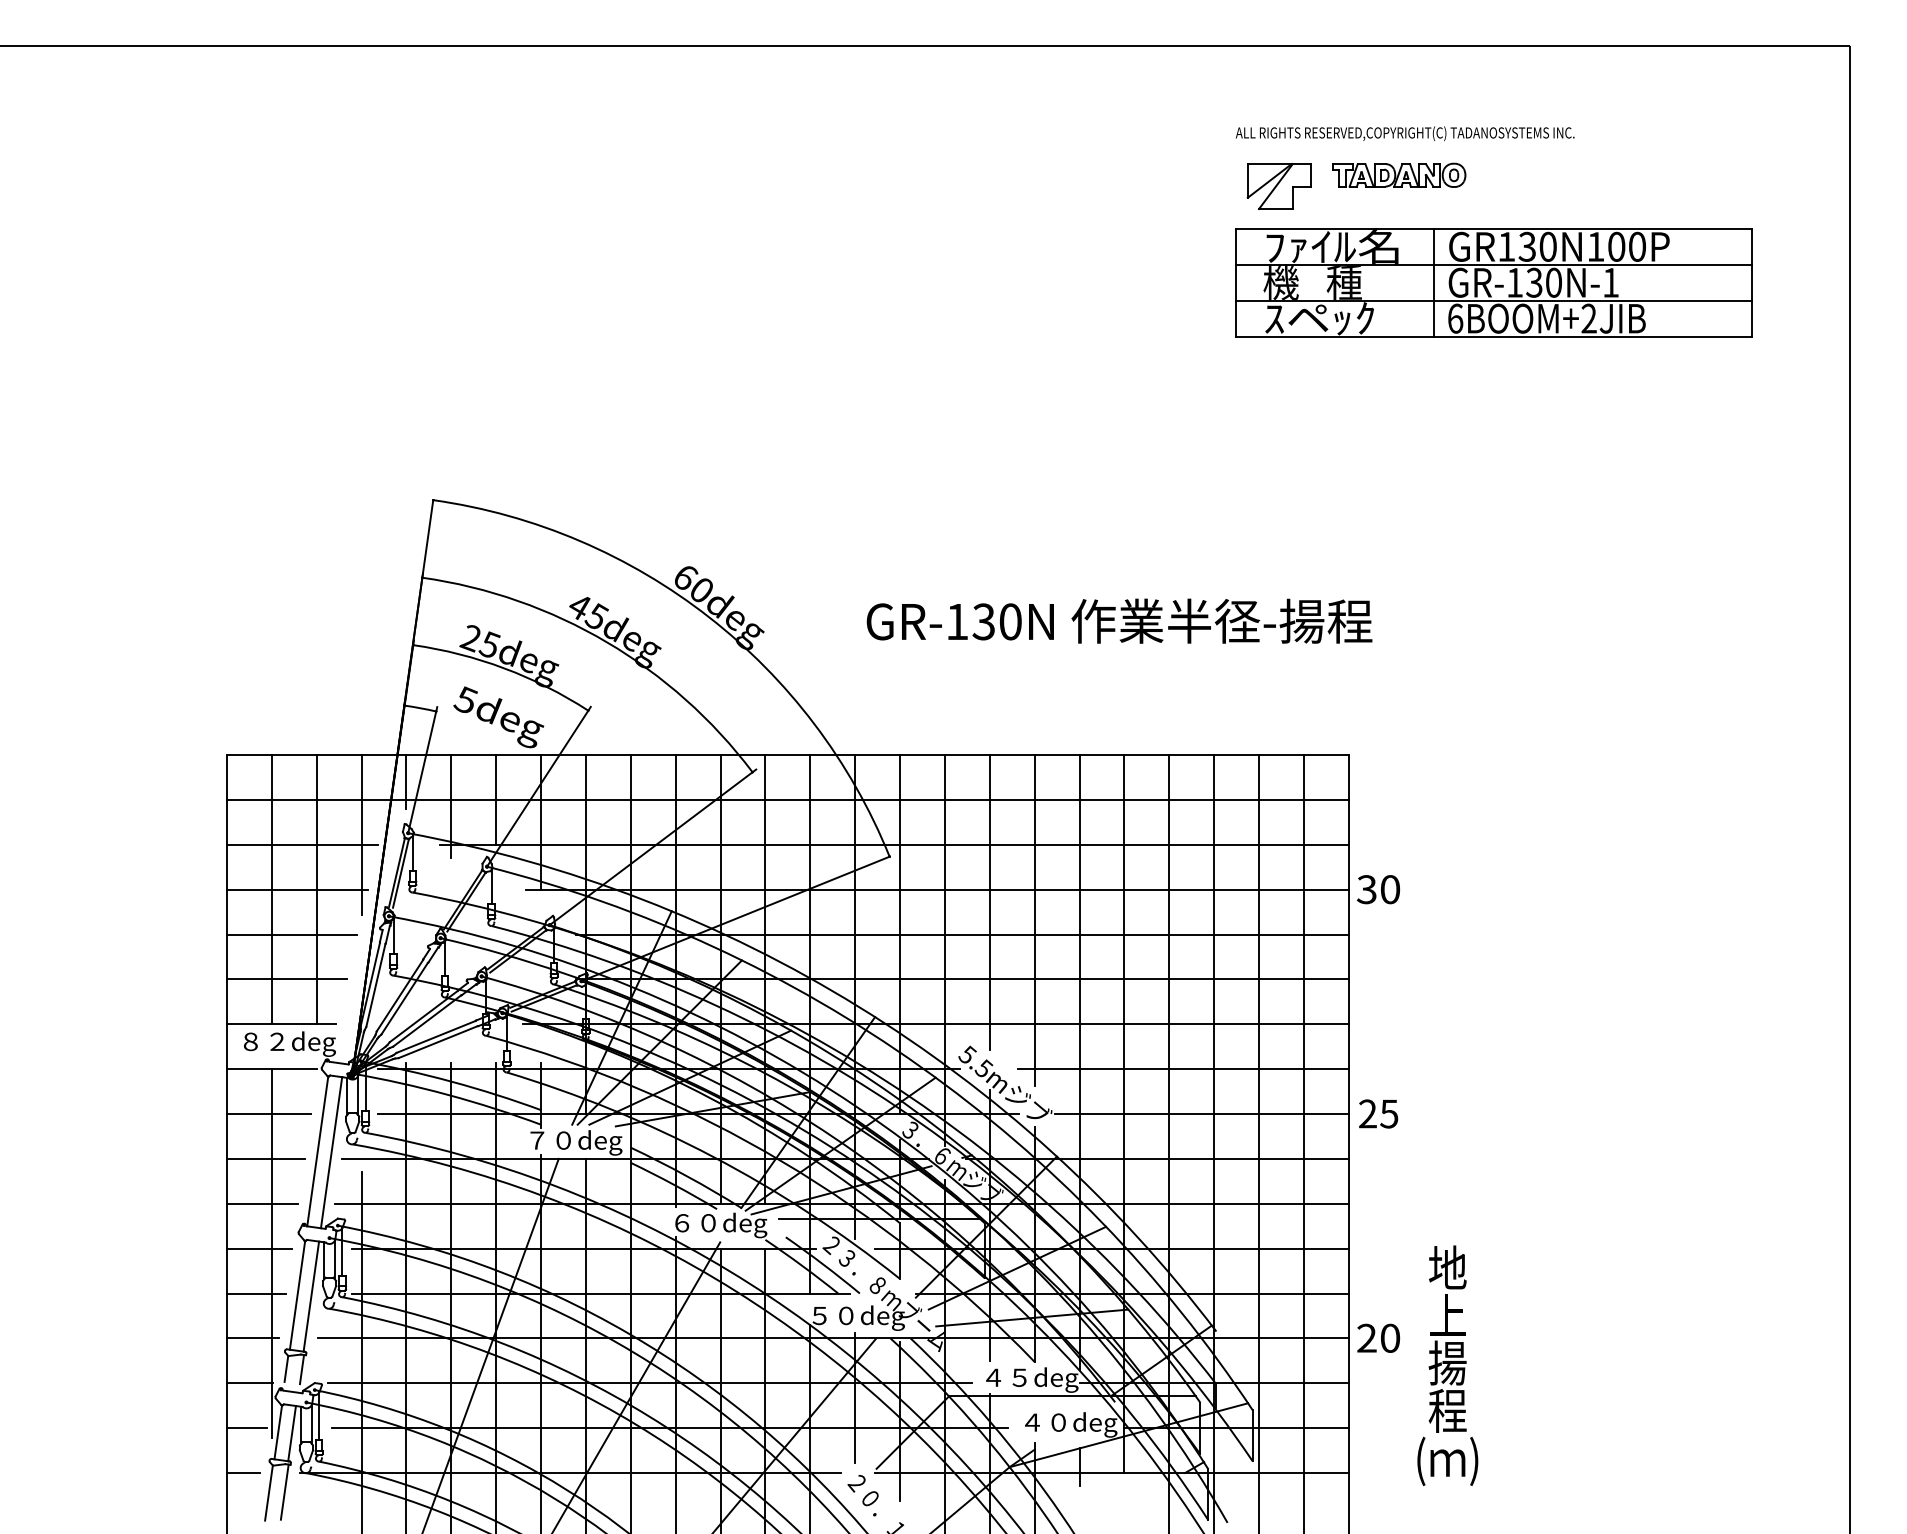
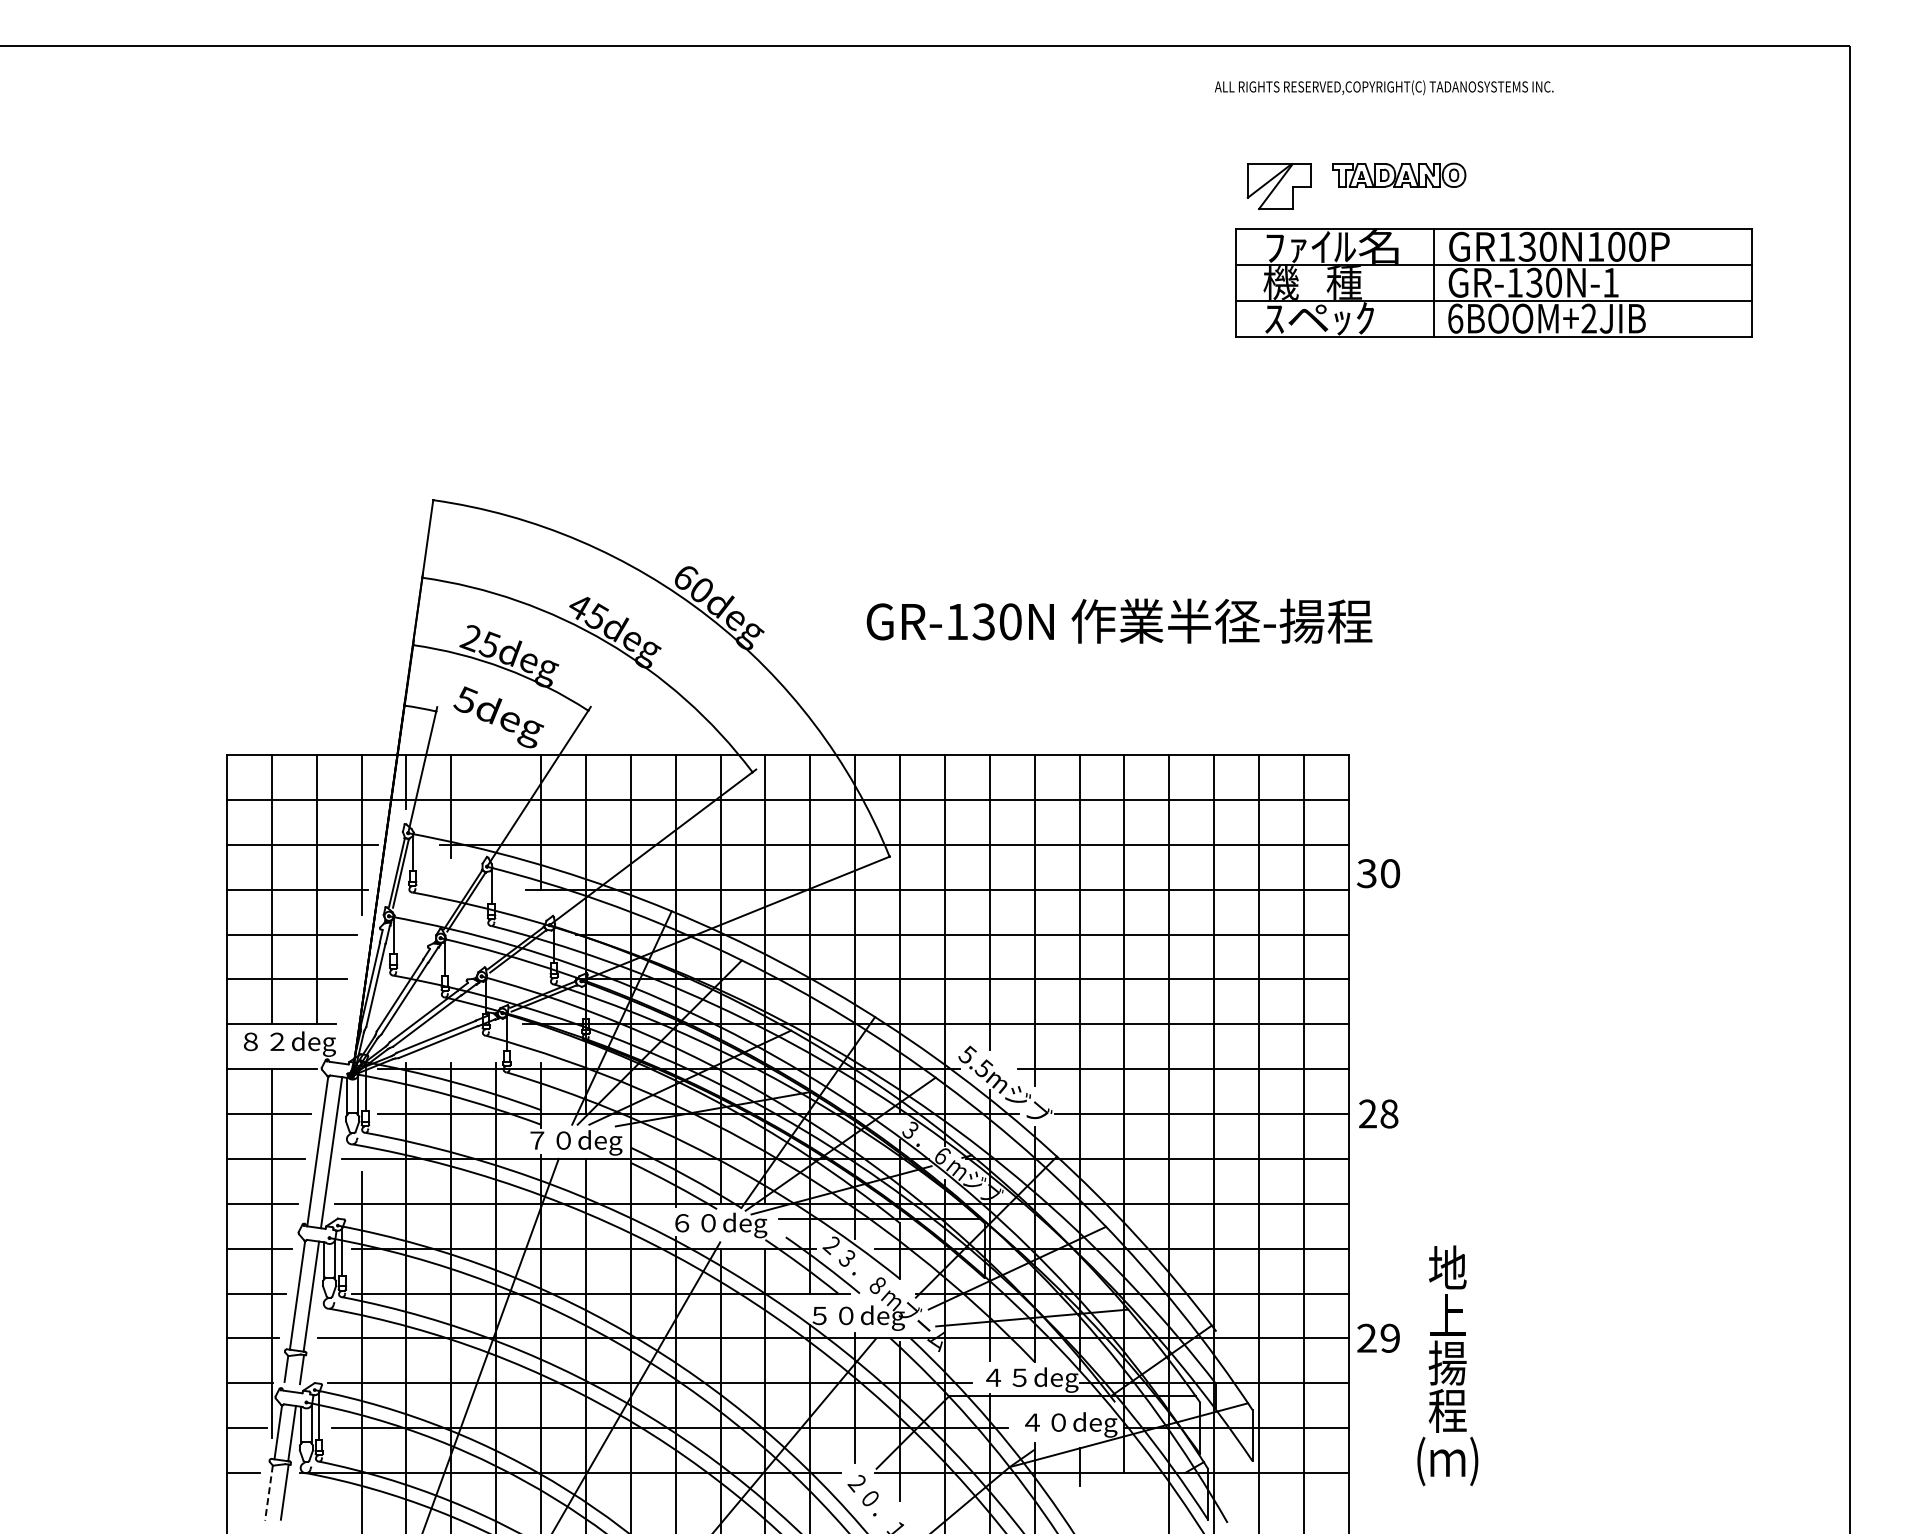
text position: (1405, 133) -> (1384, 87) (1384, 87)
line: present -> none (496, 799)
text position: (1378, 889) -> (1378, 873) (1378, 873)
text: 25 -> 28 (1389, 1113)
text: 20 -> 29 (1390, 1337)
line: solid -> dashed (268, 1493)
